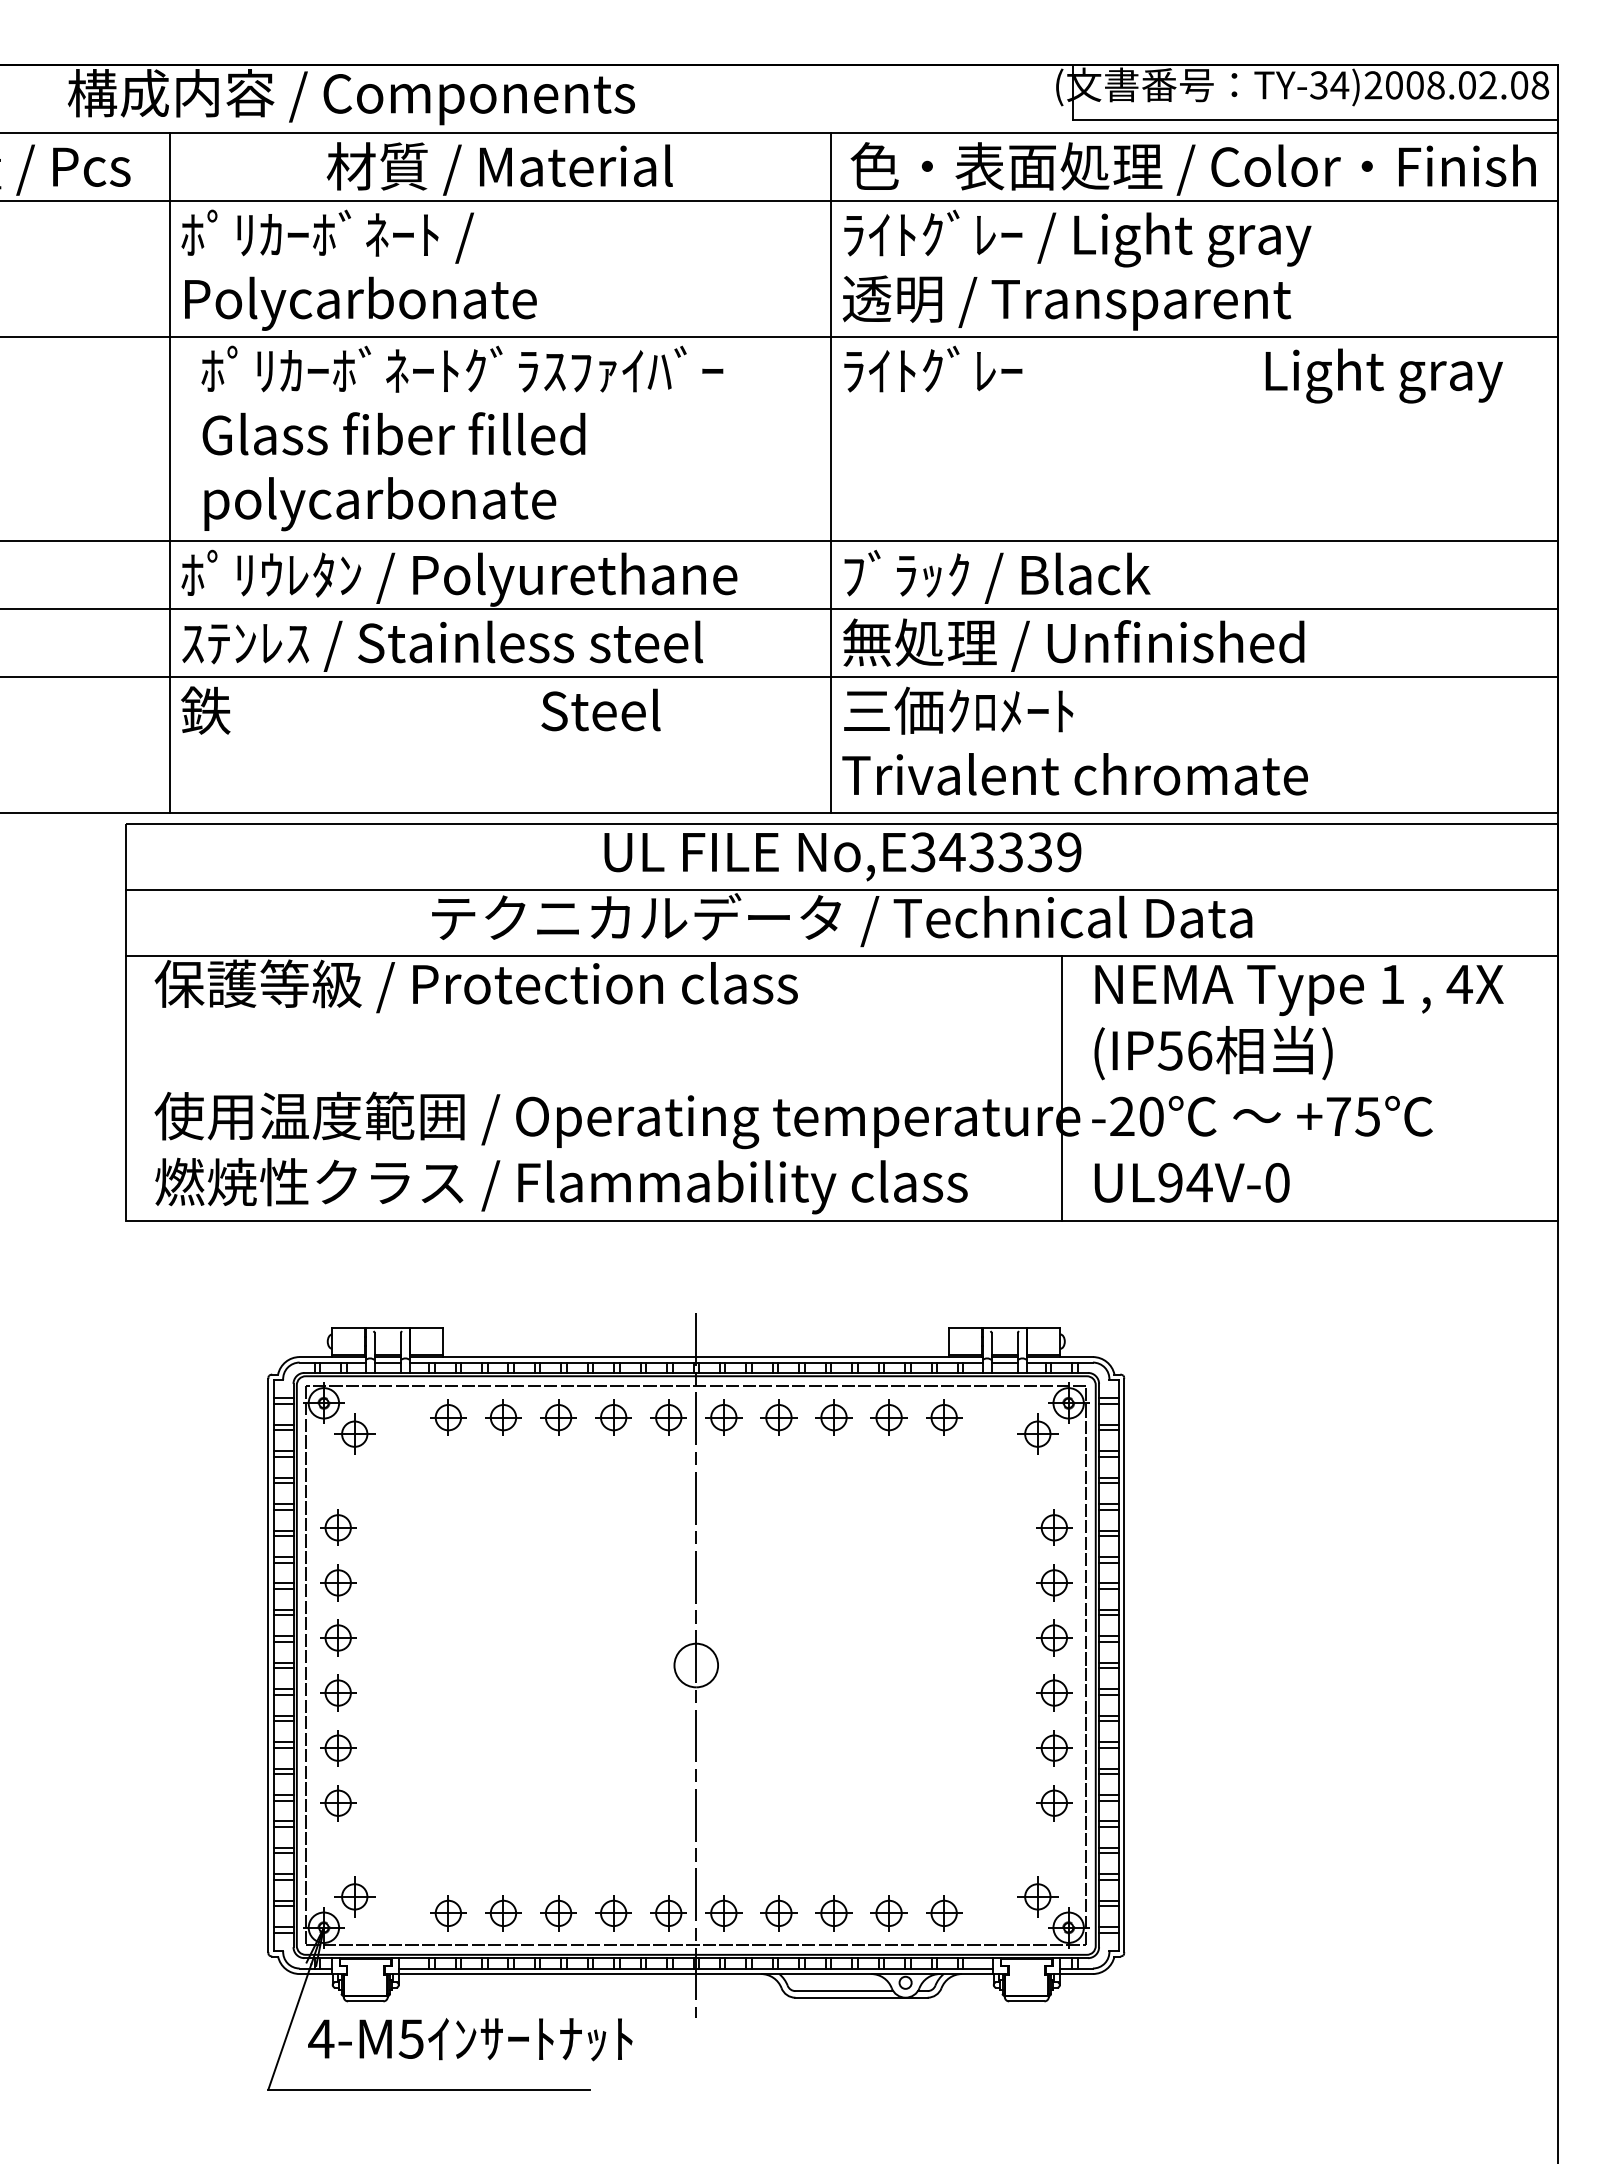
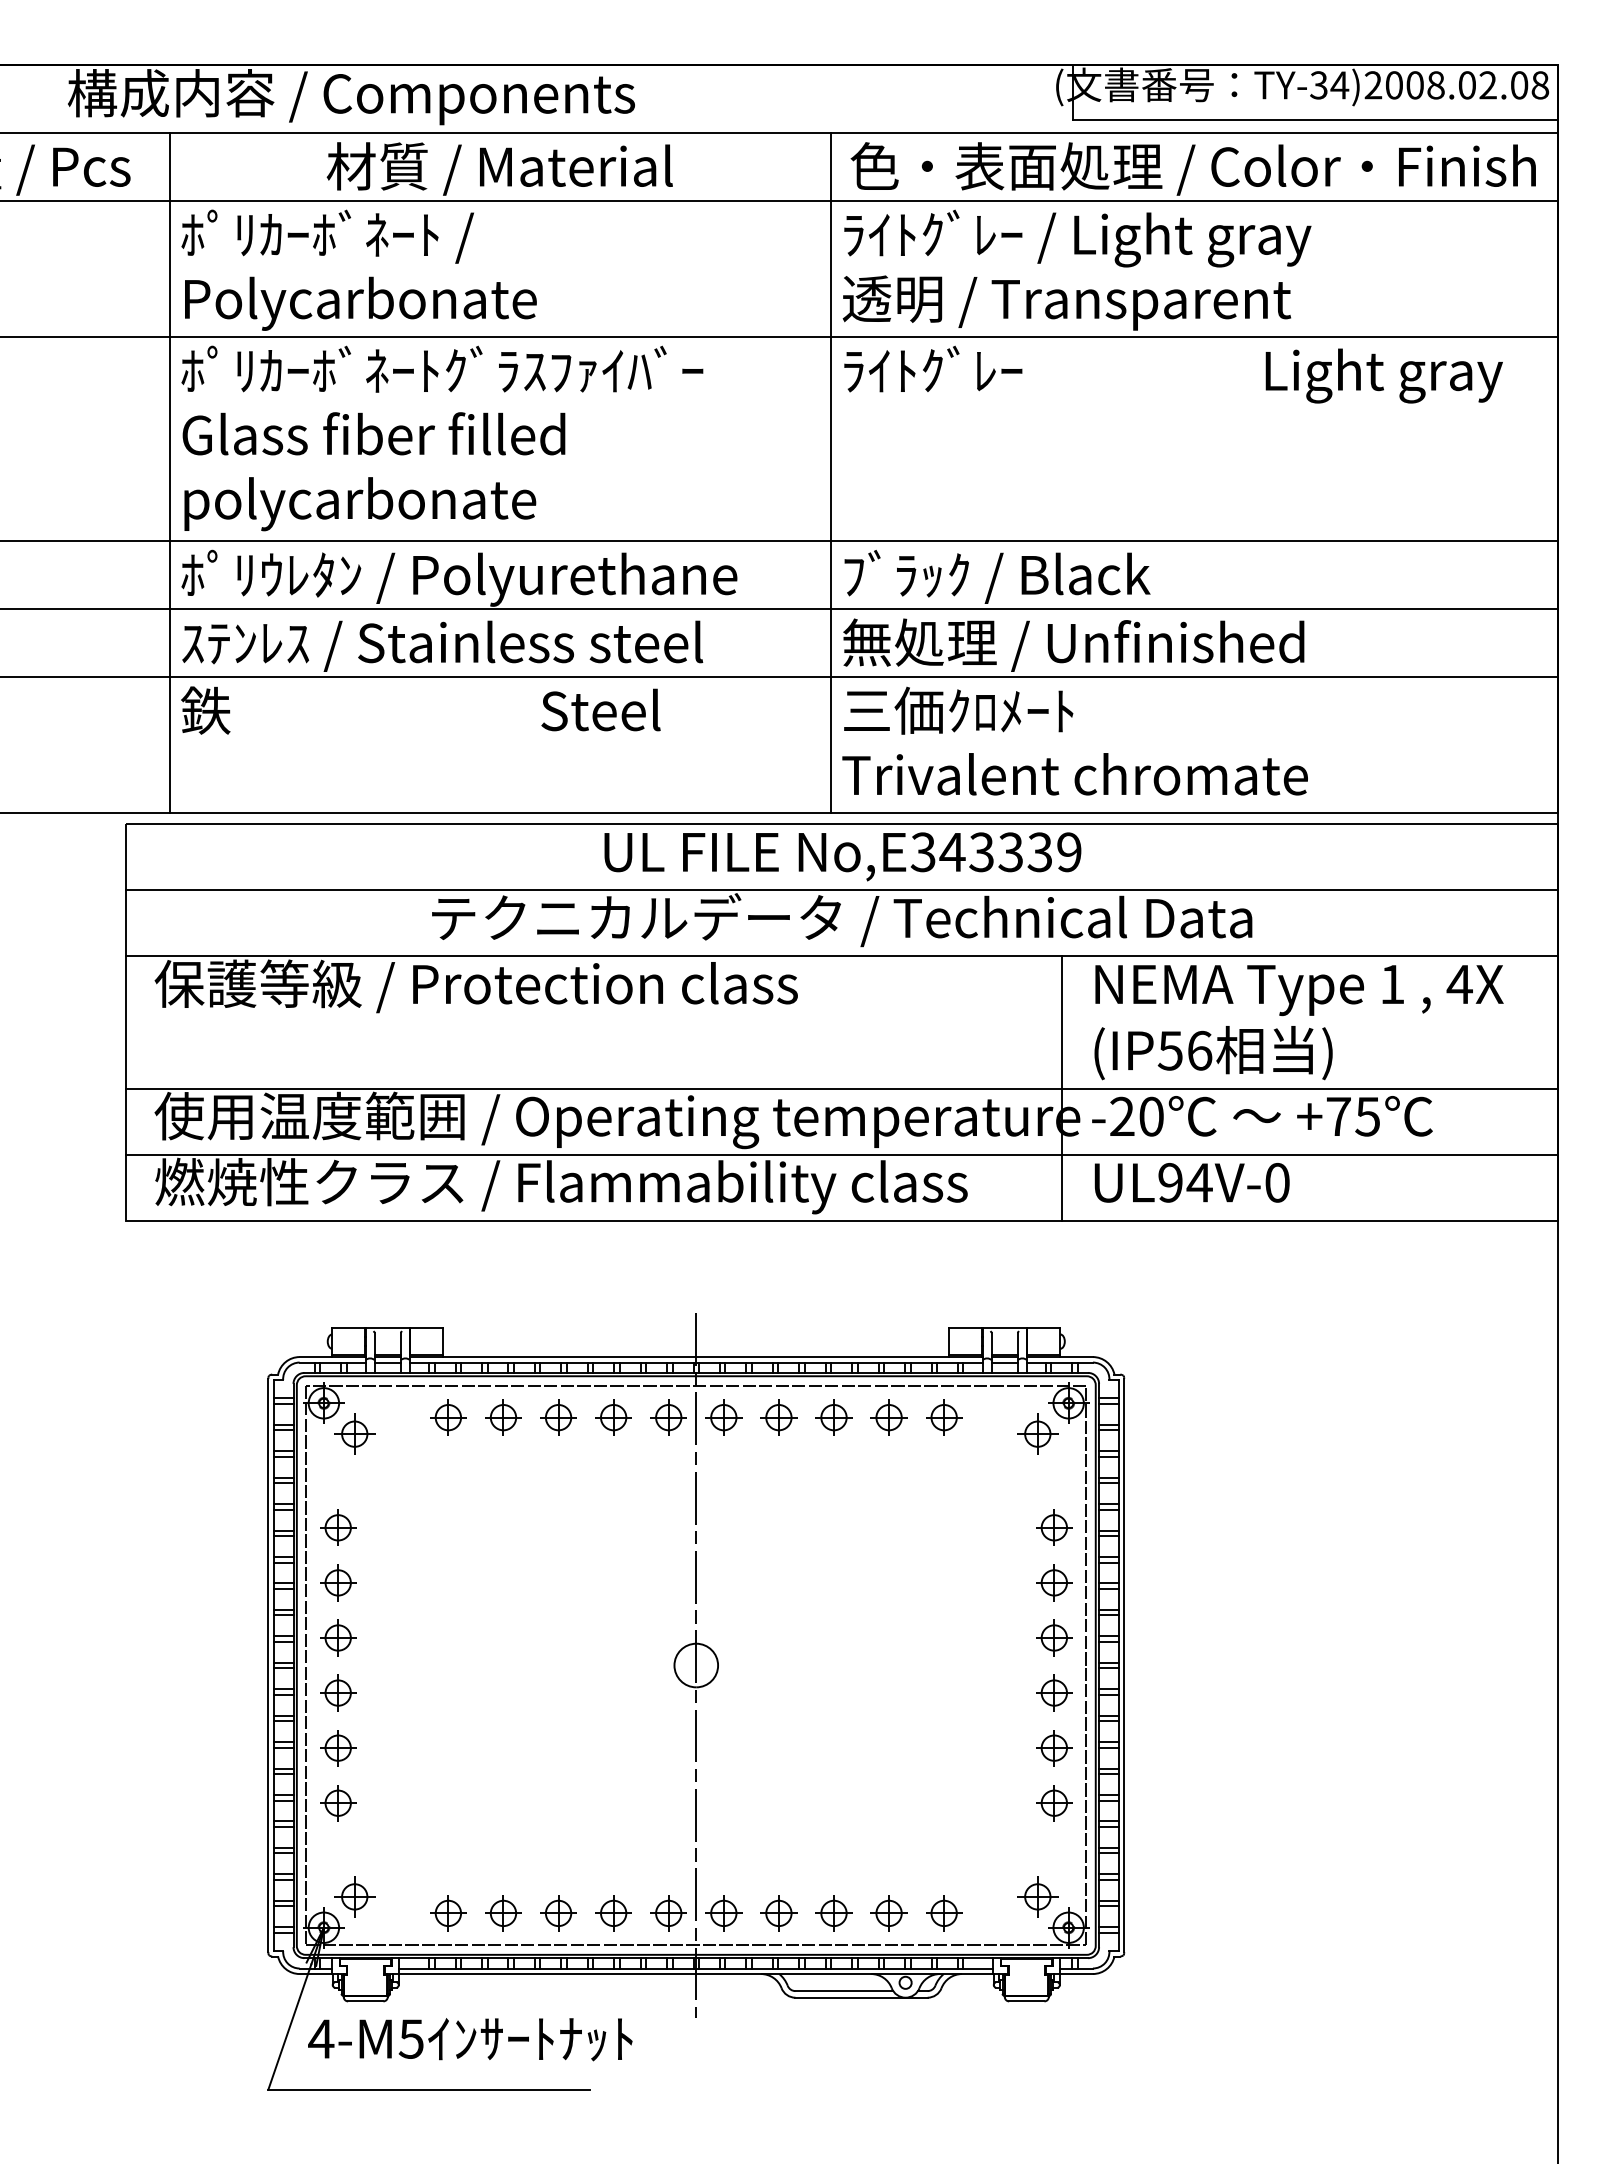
text position: (462, 438) -> (442, 438) (442, 438)
line: none -> present (841, 1088)
line: none -> present (841, 1154)
